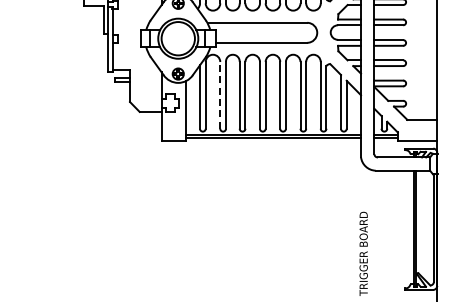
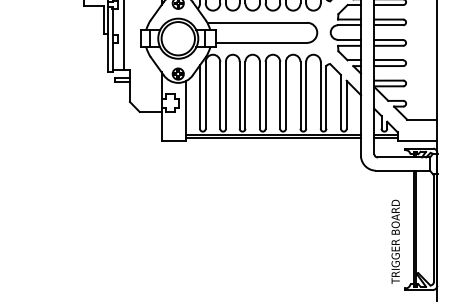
line: none -> present (124, 36)
line: dashed -> solid (220, 94)
text position: (363, 253) -> (395, 241) (395, 241)
